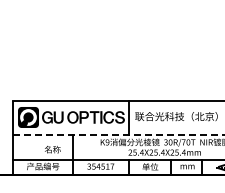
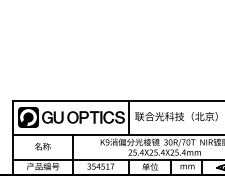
line: dashed -> solid (118, 134)
text position: (52, 149) -> (42, 146) (42, 146)
